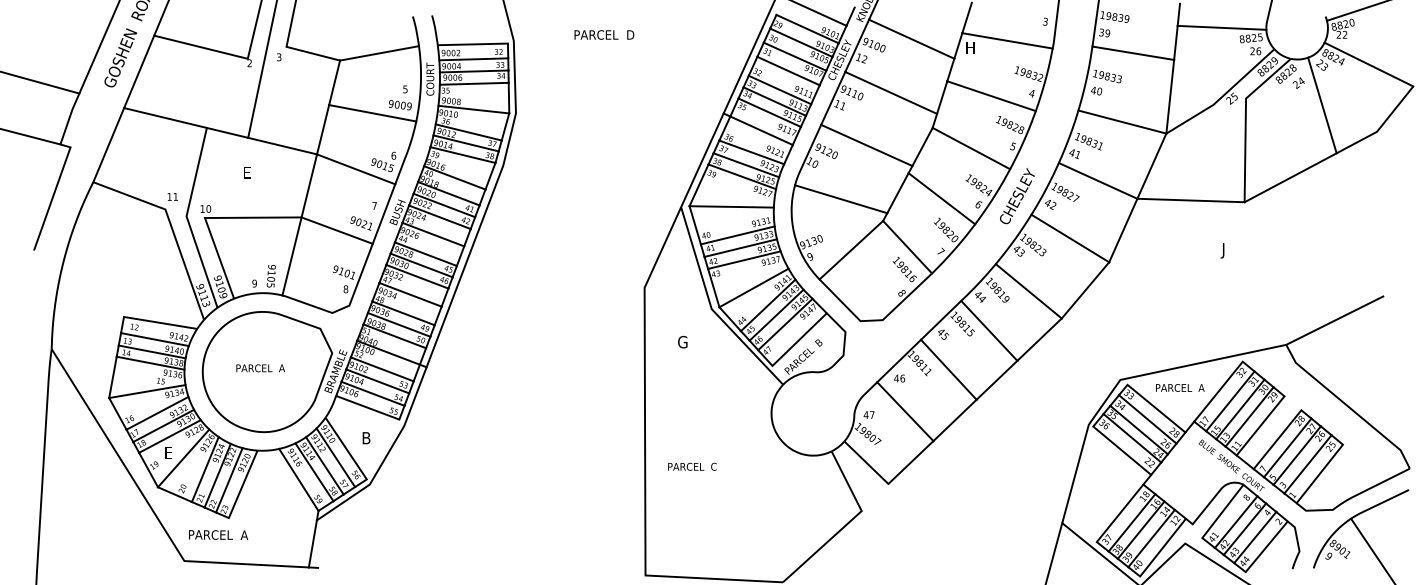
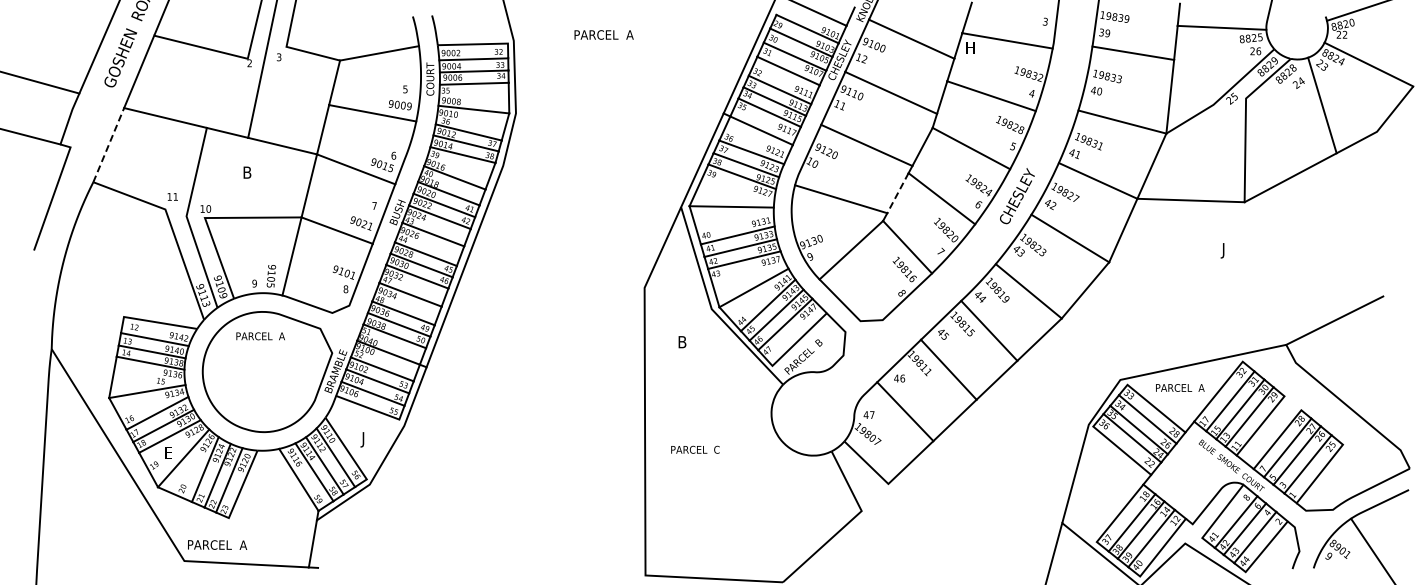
text: PARCEL  D -> PARCEL  A (630, 34)
line: solid -> dashed (108, 144)
text: E -> B (247, 172)
line: solid -> dashed (897, 193)
text: G -> B (682, 341)
text position: (260, 368) -> (260, 336) (260, 336)
text: B -> J (365, 439)
text position: (692, 466) -> (695, 449) (695, 449)
text position: (218, 534) -> (217, 544) (217, 544)
